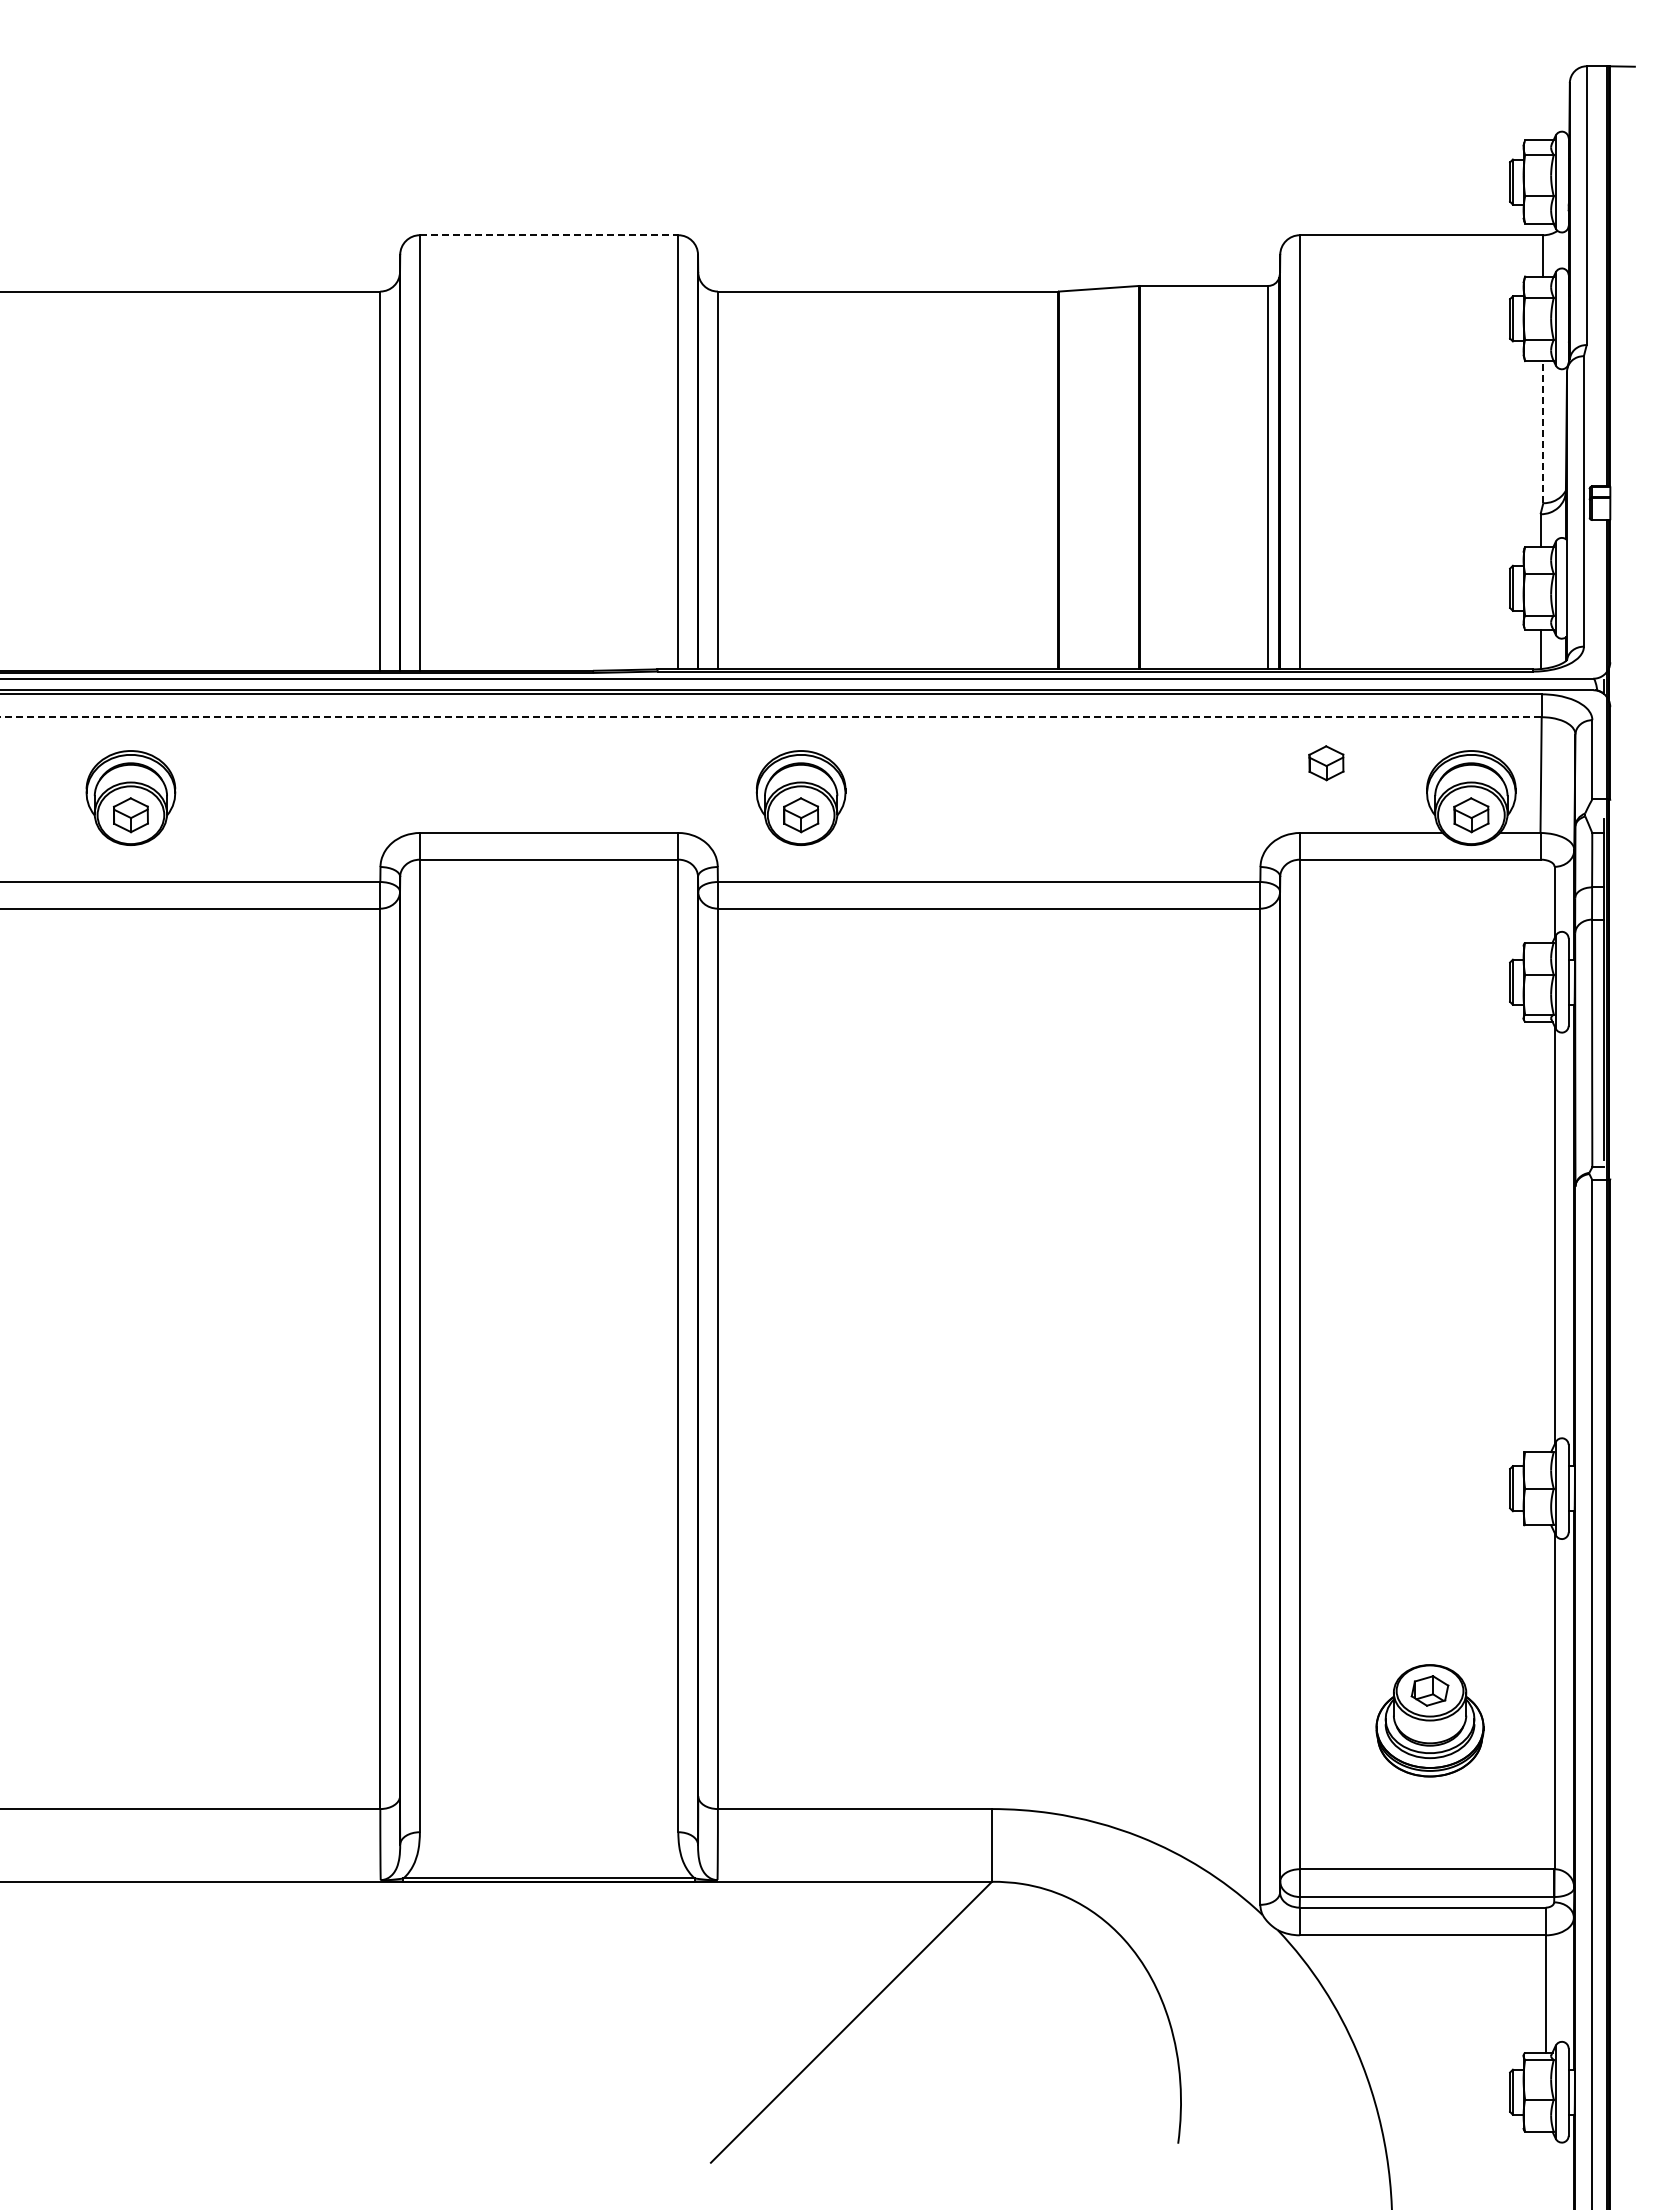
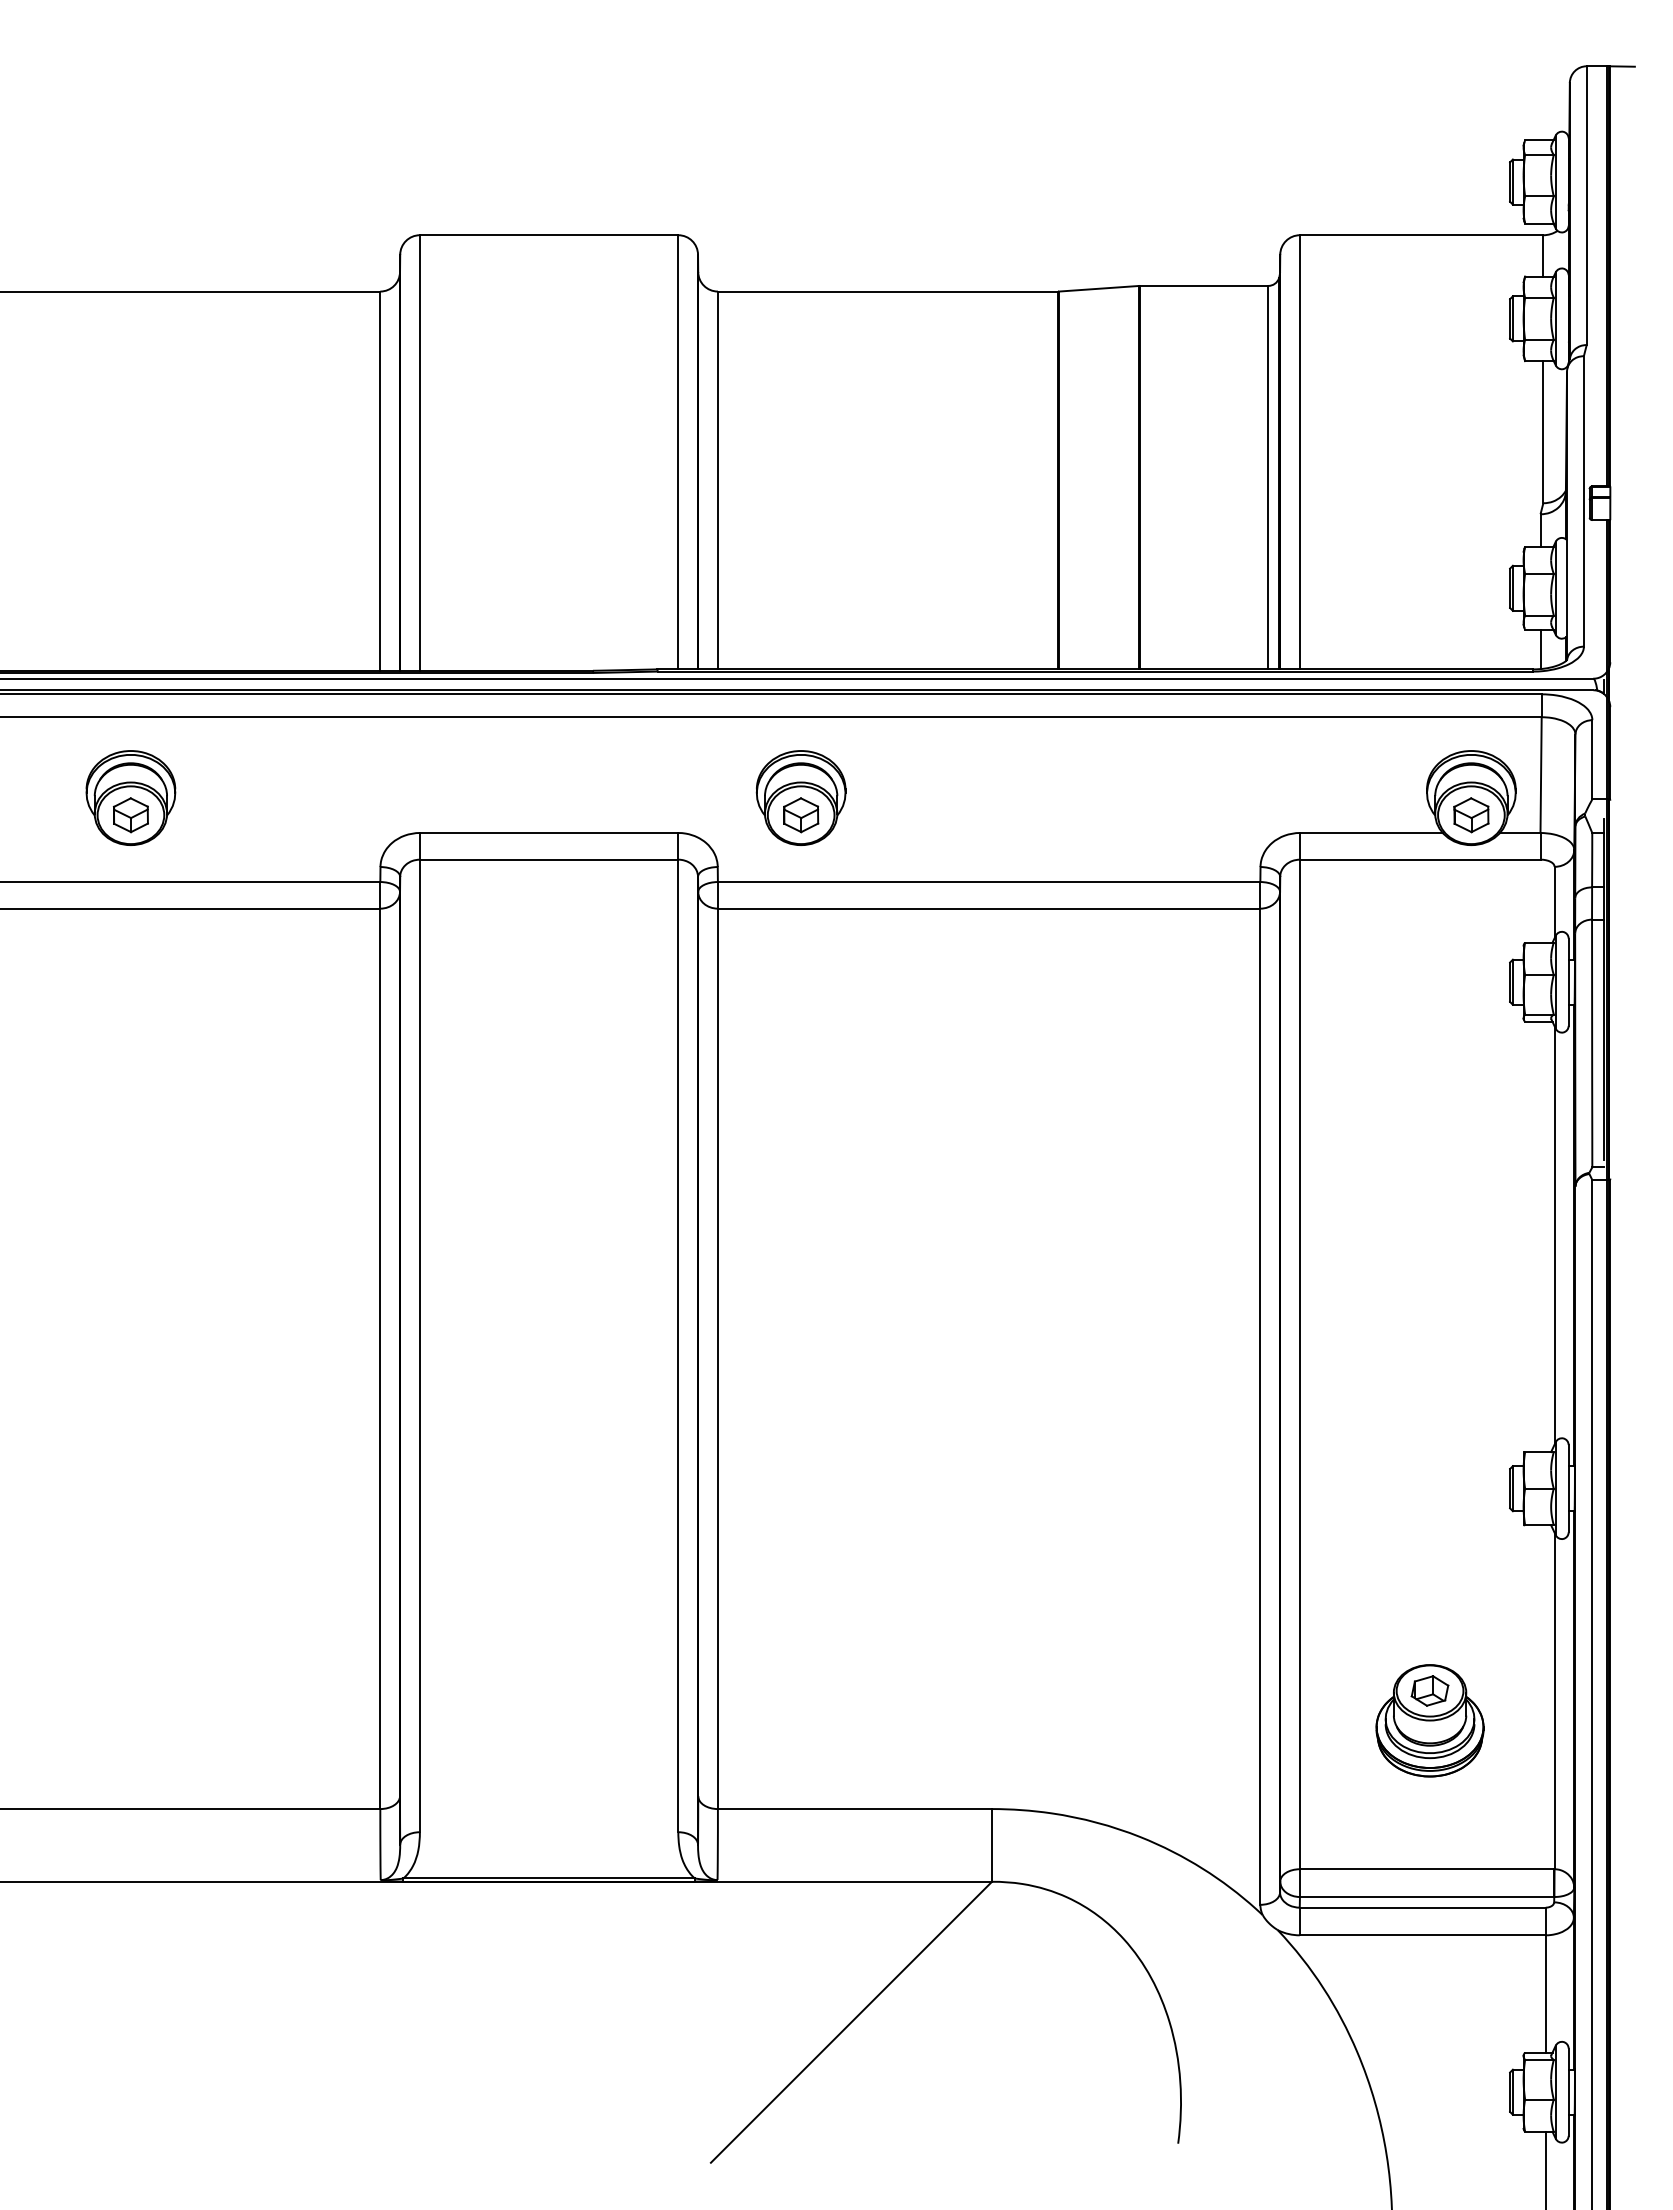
line: dashed -> solid (549, 235)
line: dashed -> solid (1543, 431)
line: dashed -> solid (771, 717)
part: present -> none (1326, 763)
line: none -> present (1545, 2168)
